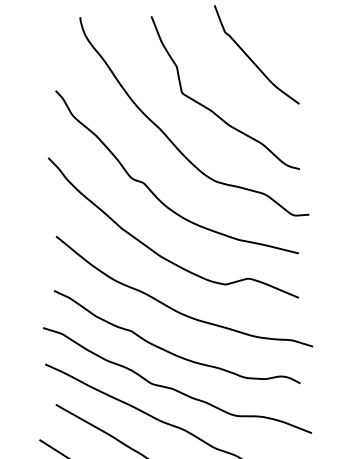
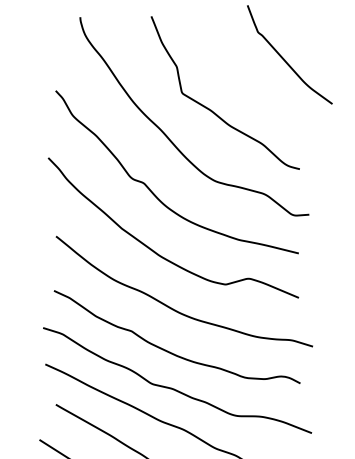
curve position: (251, 58) -> (284, 58) (284, 58)
